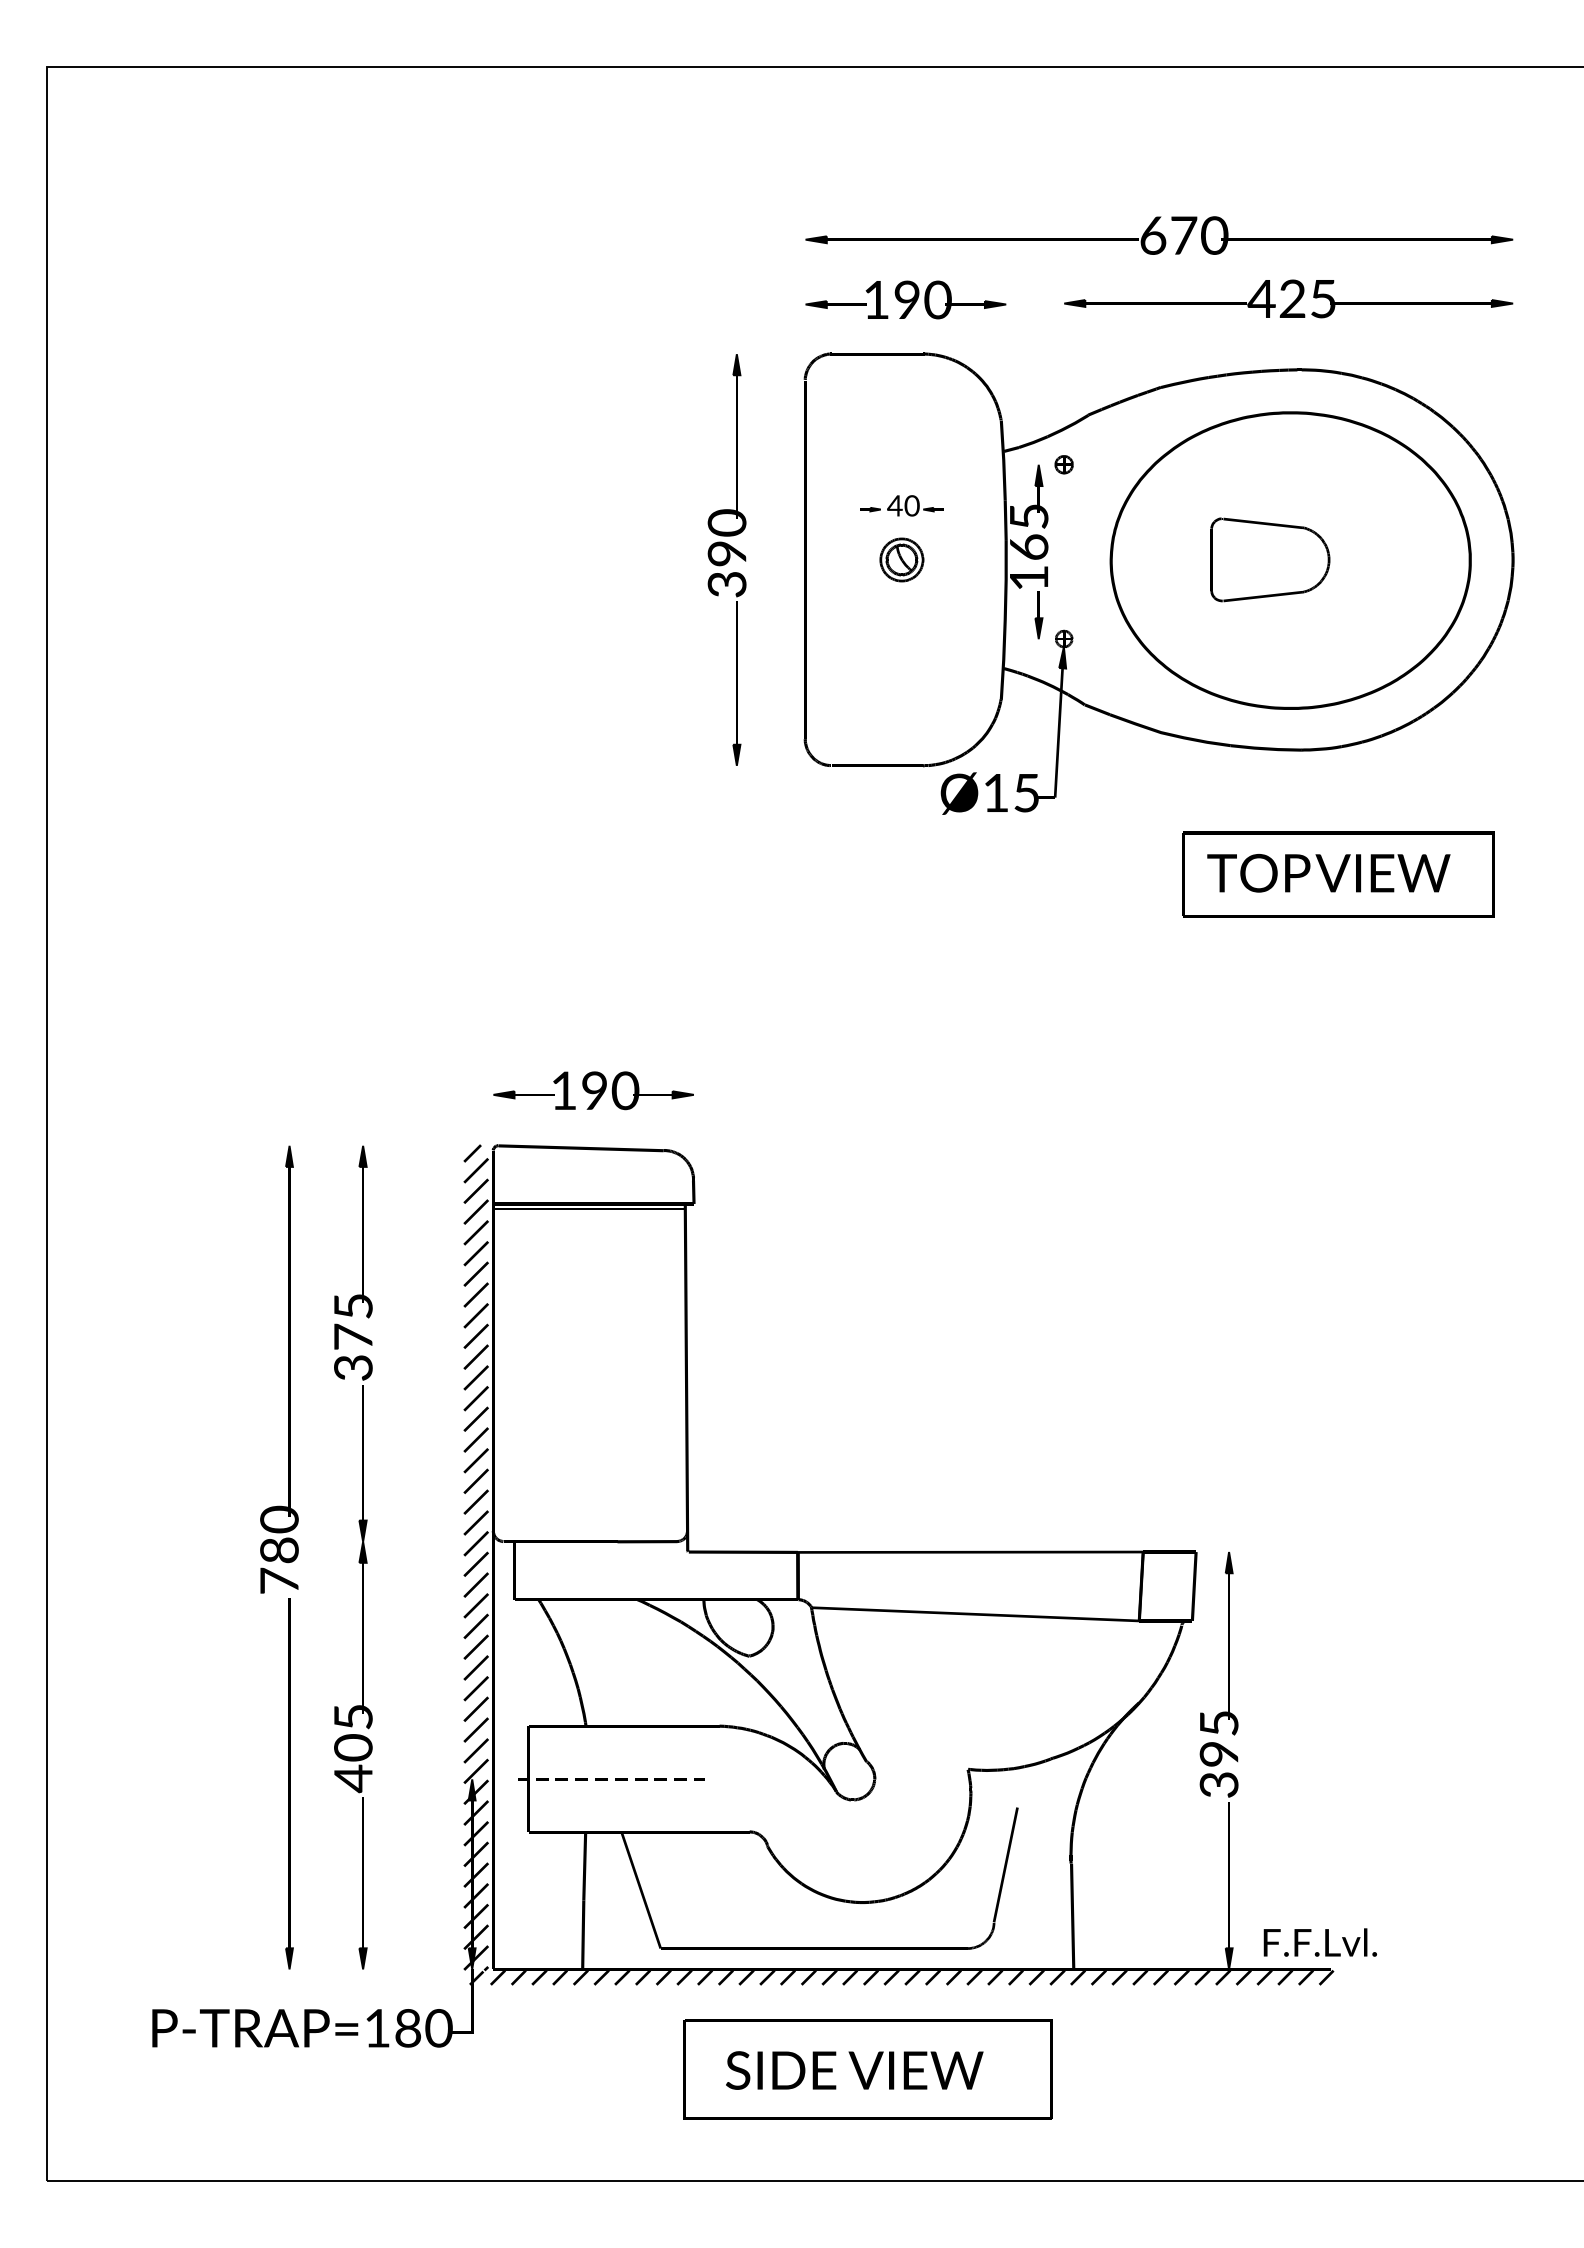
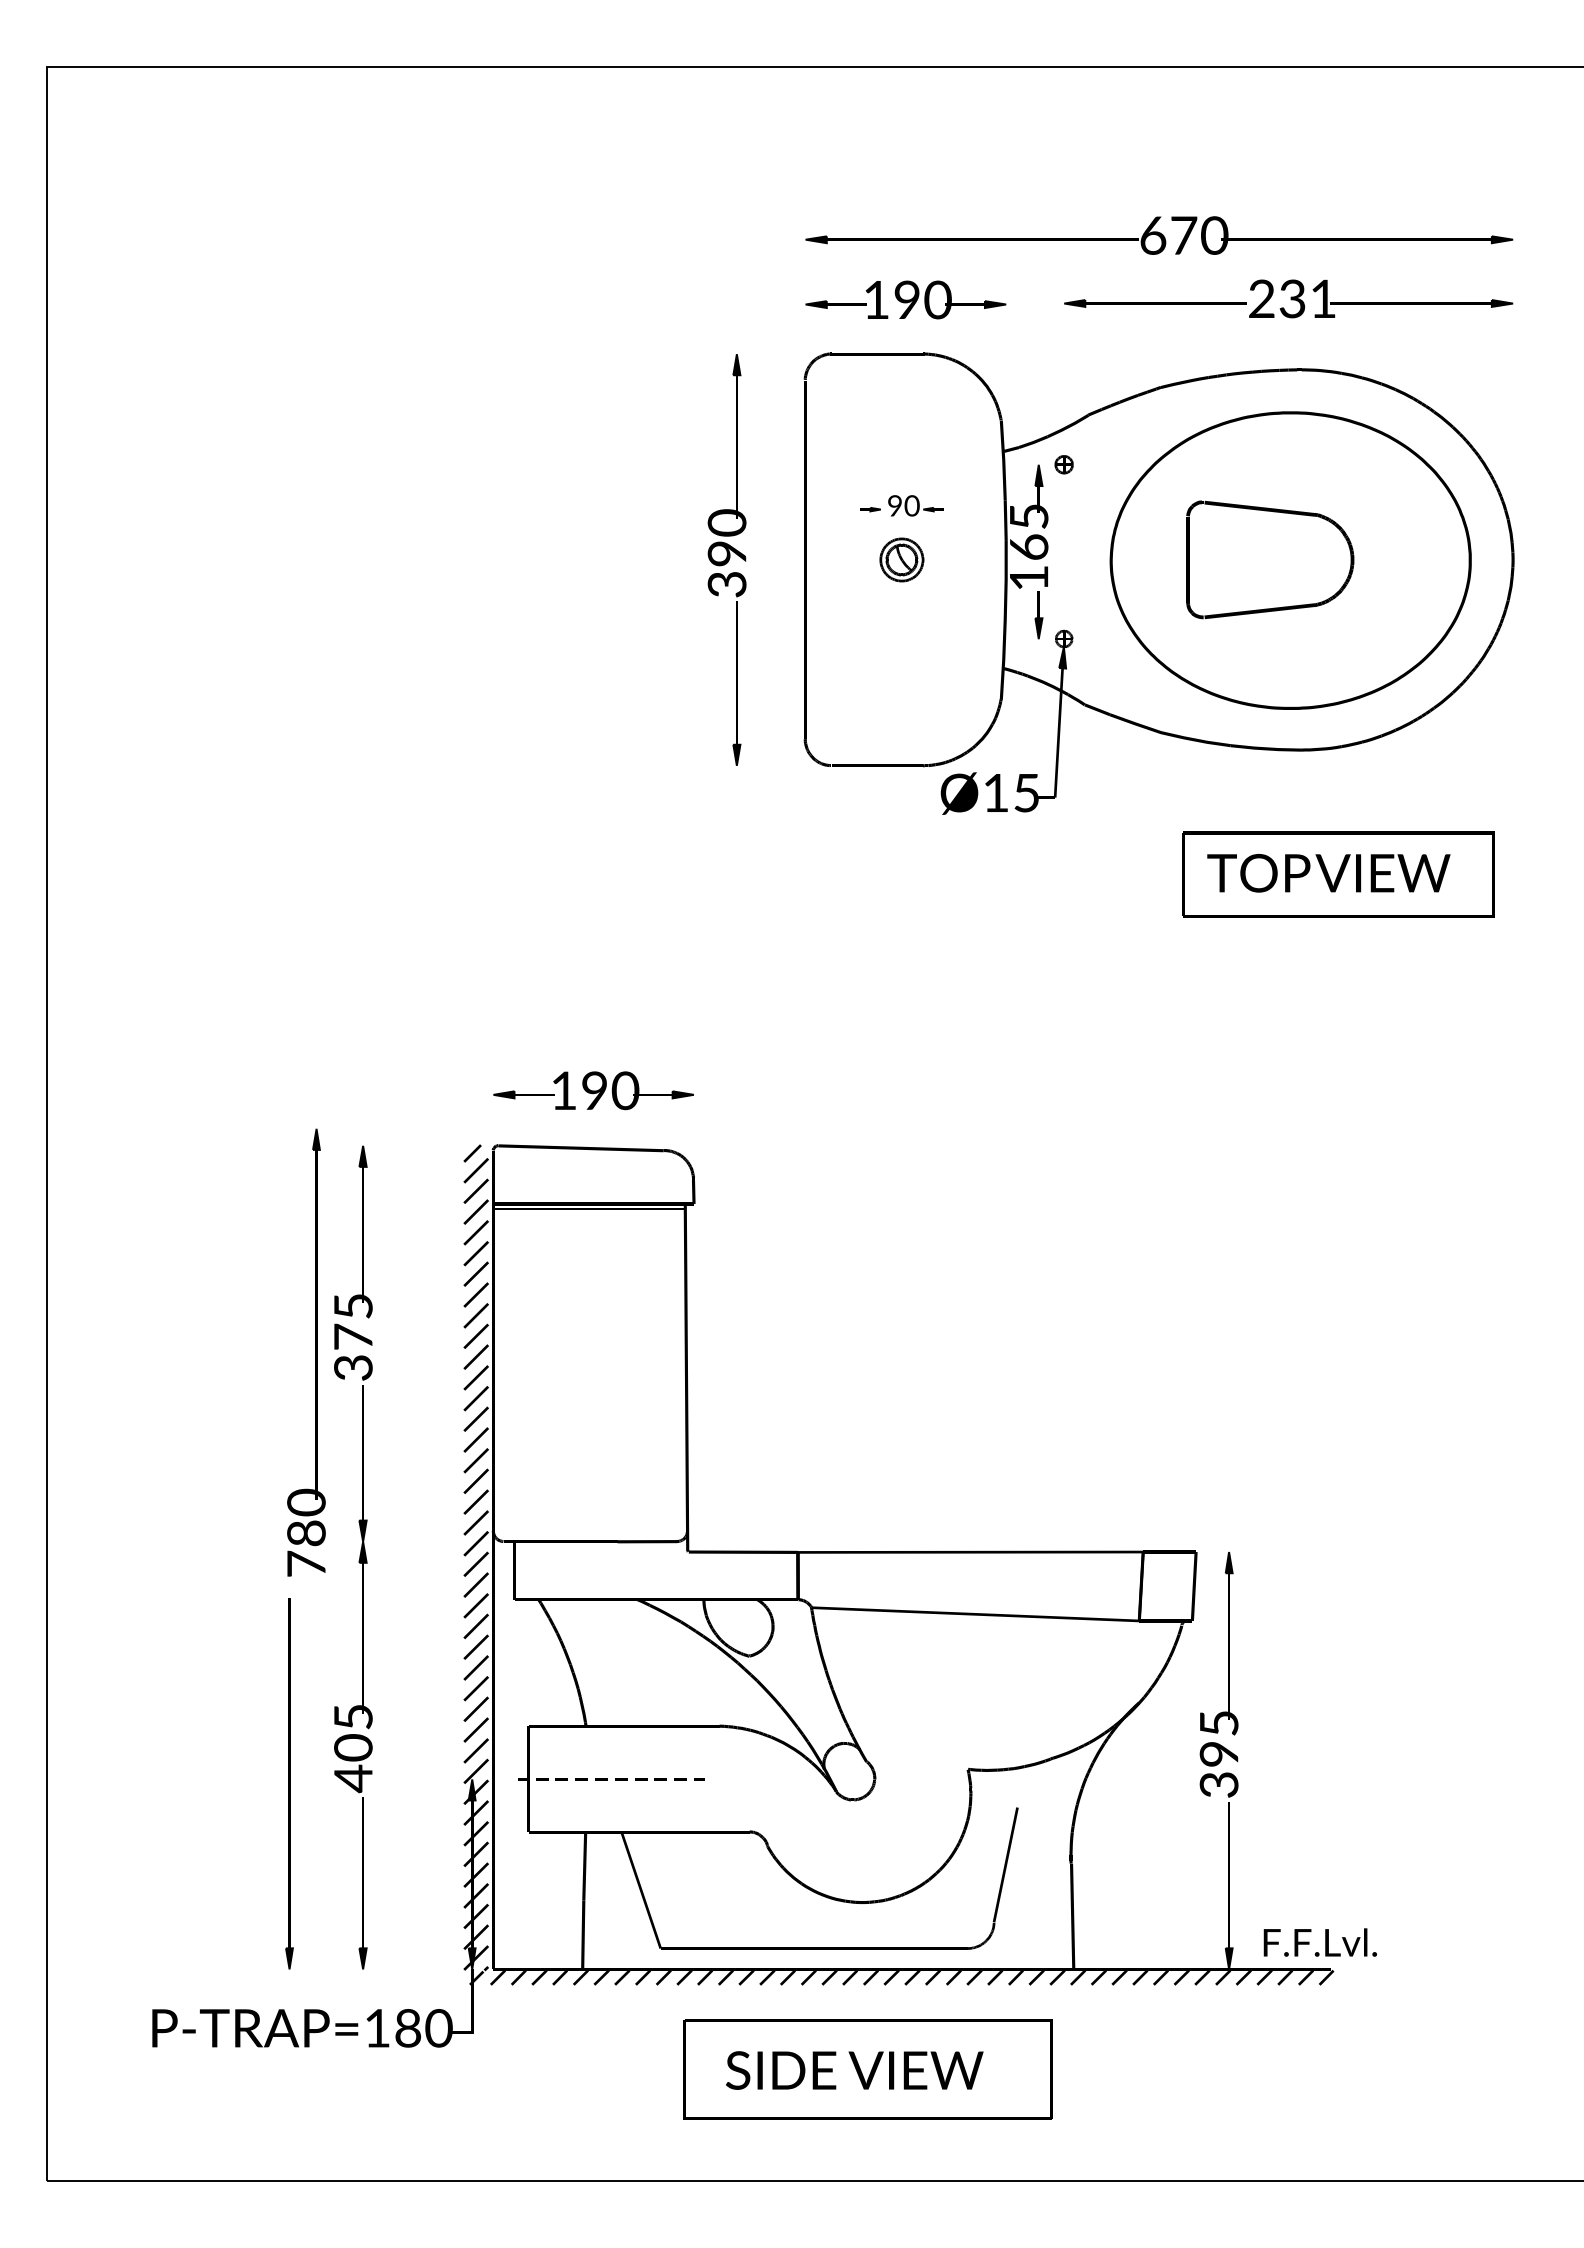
text: 425 -> 231 (1291, 298)
text: 40 -> 90 (894, 505)
part size: 121x86 px -> 169x120 px (1270, 559)
part position: (288, 1369) -> (315, 1352) (315, 1352)
